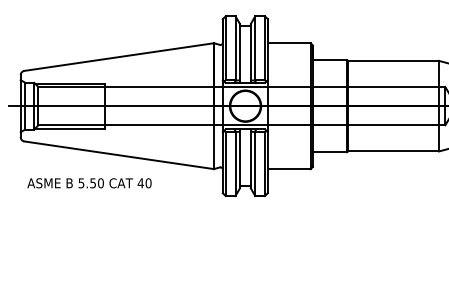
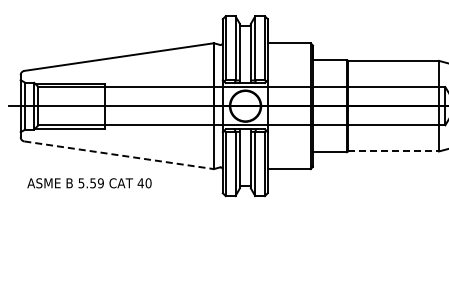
line: solid -> dashed (394, 151)
line: solid -> dashed (119, 155)
text: 5.50 -> 5.59 (100, 183)
